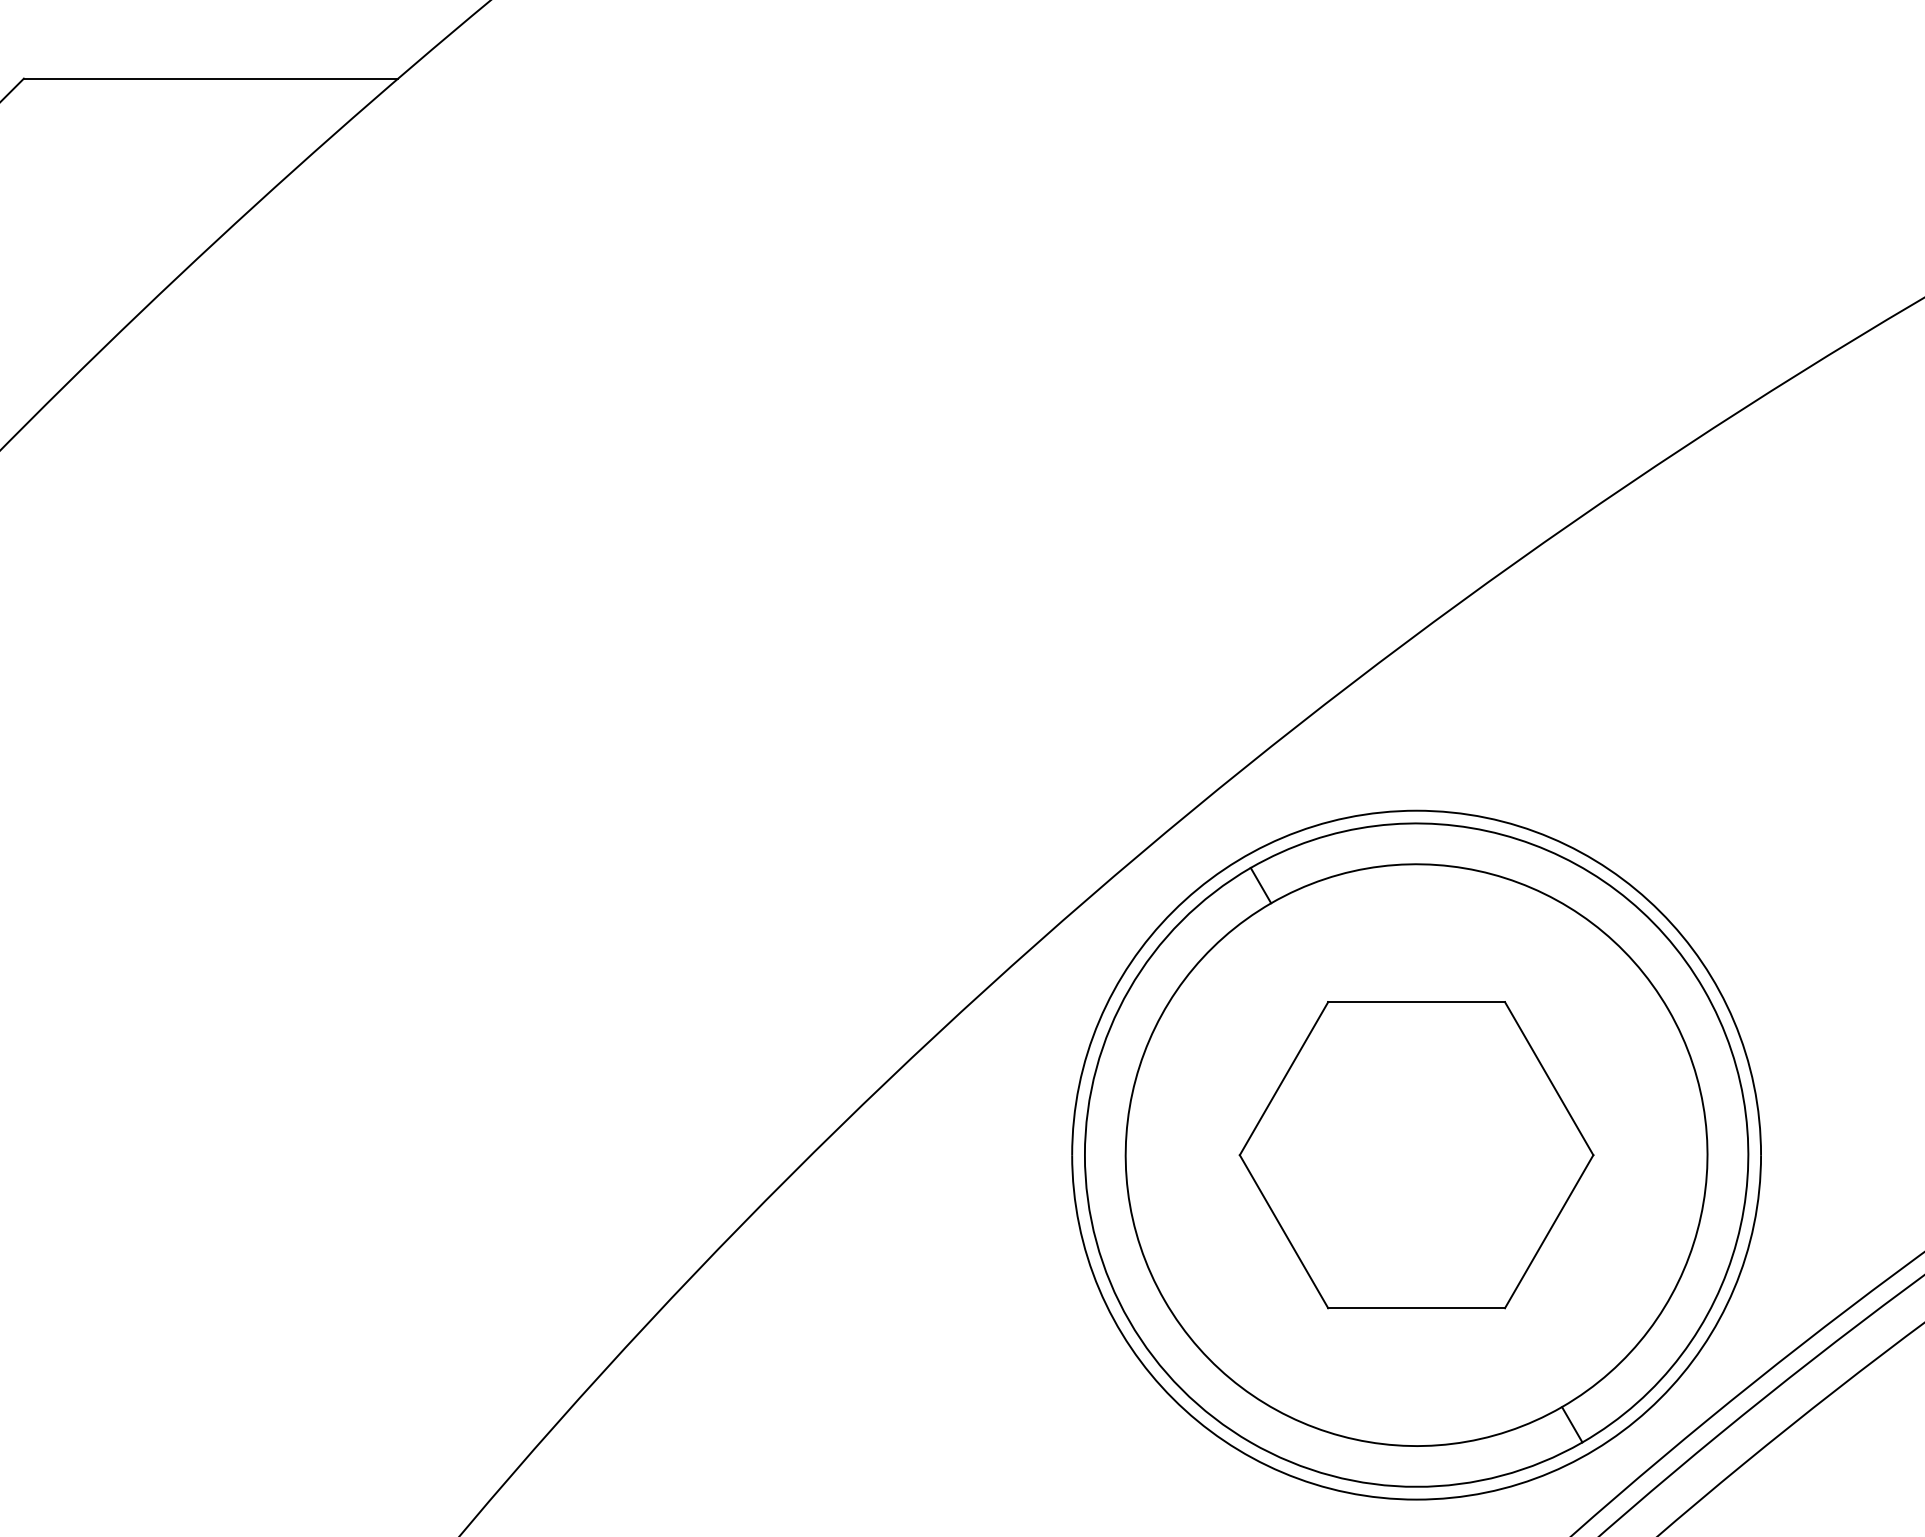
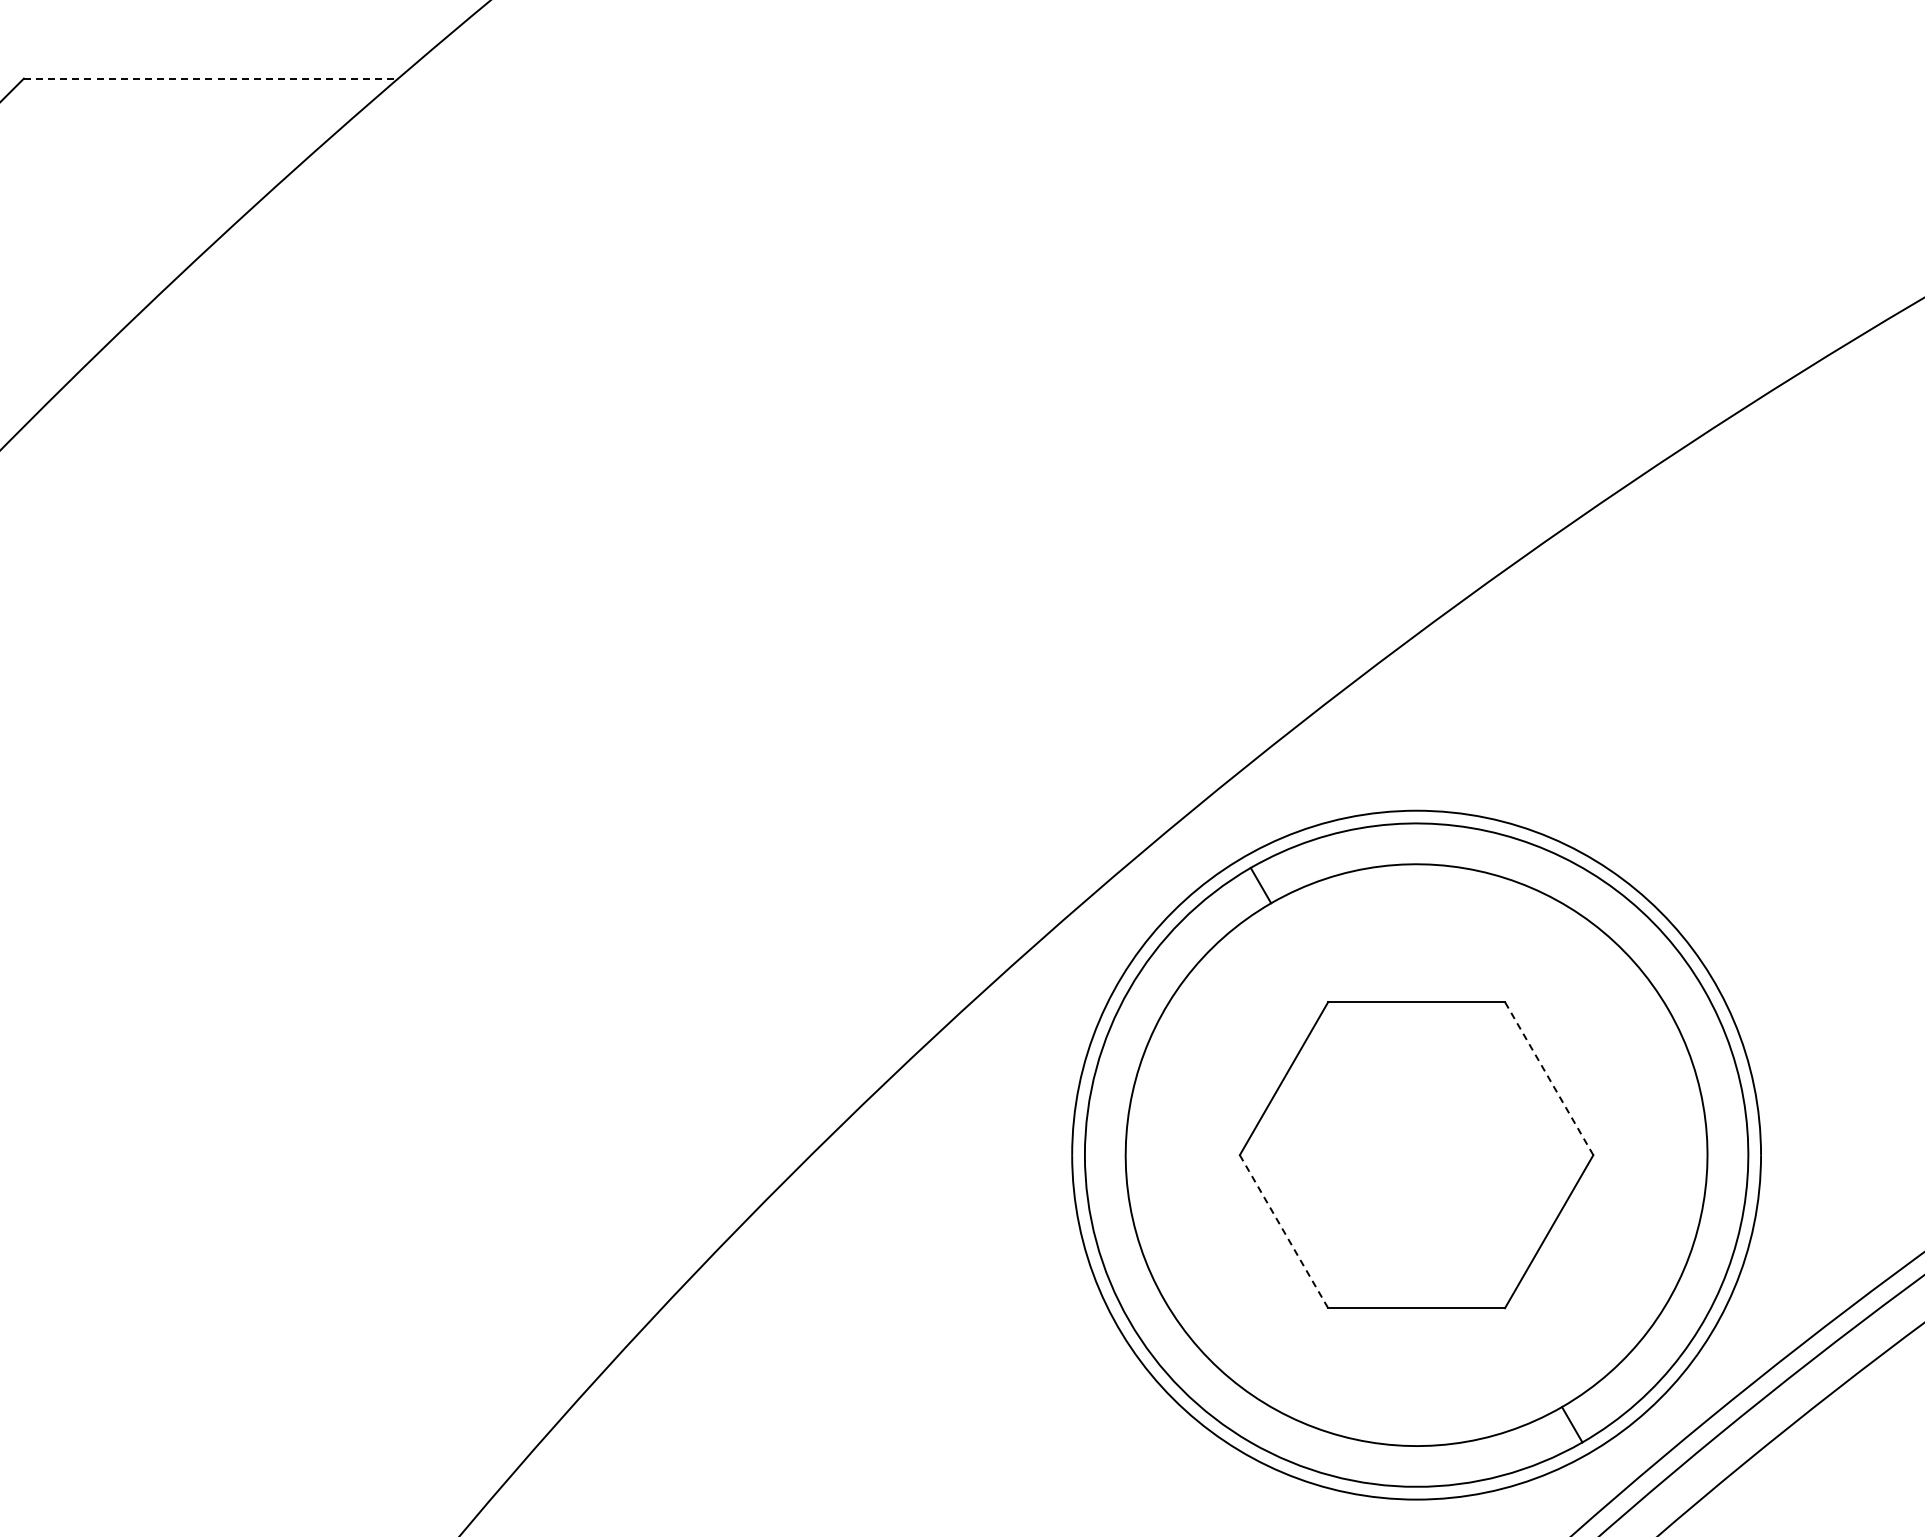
line: solid -> dashed (211, 78)
line: solid -> dashed (1548, 1078)
line: solid -> dashed (1284, 1232)
